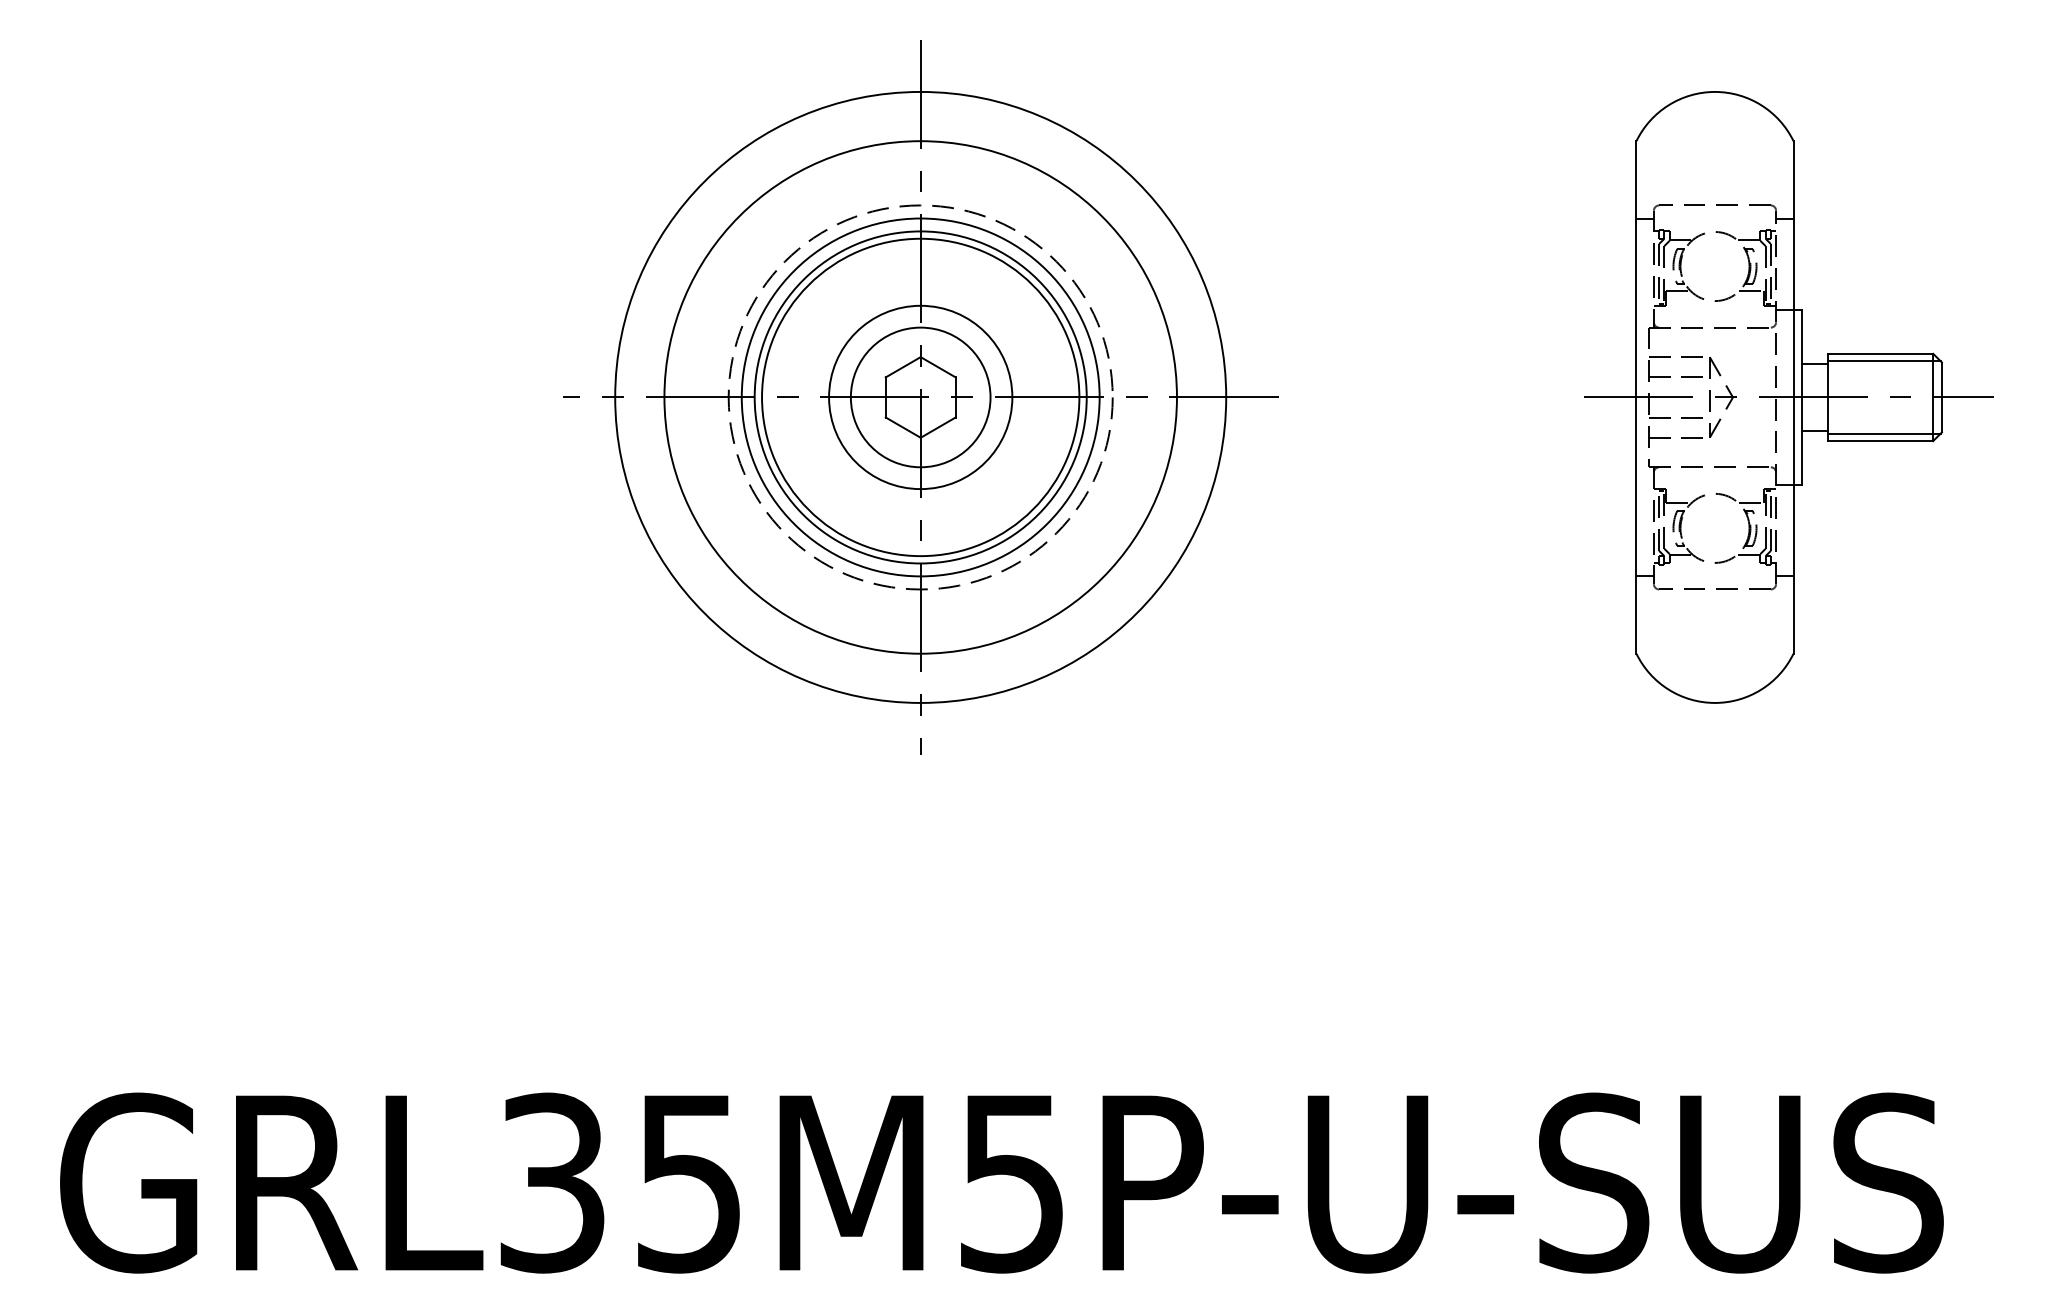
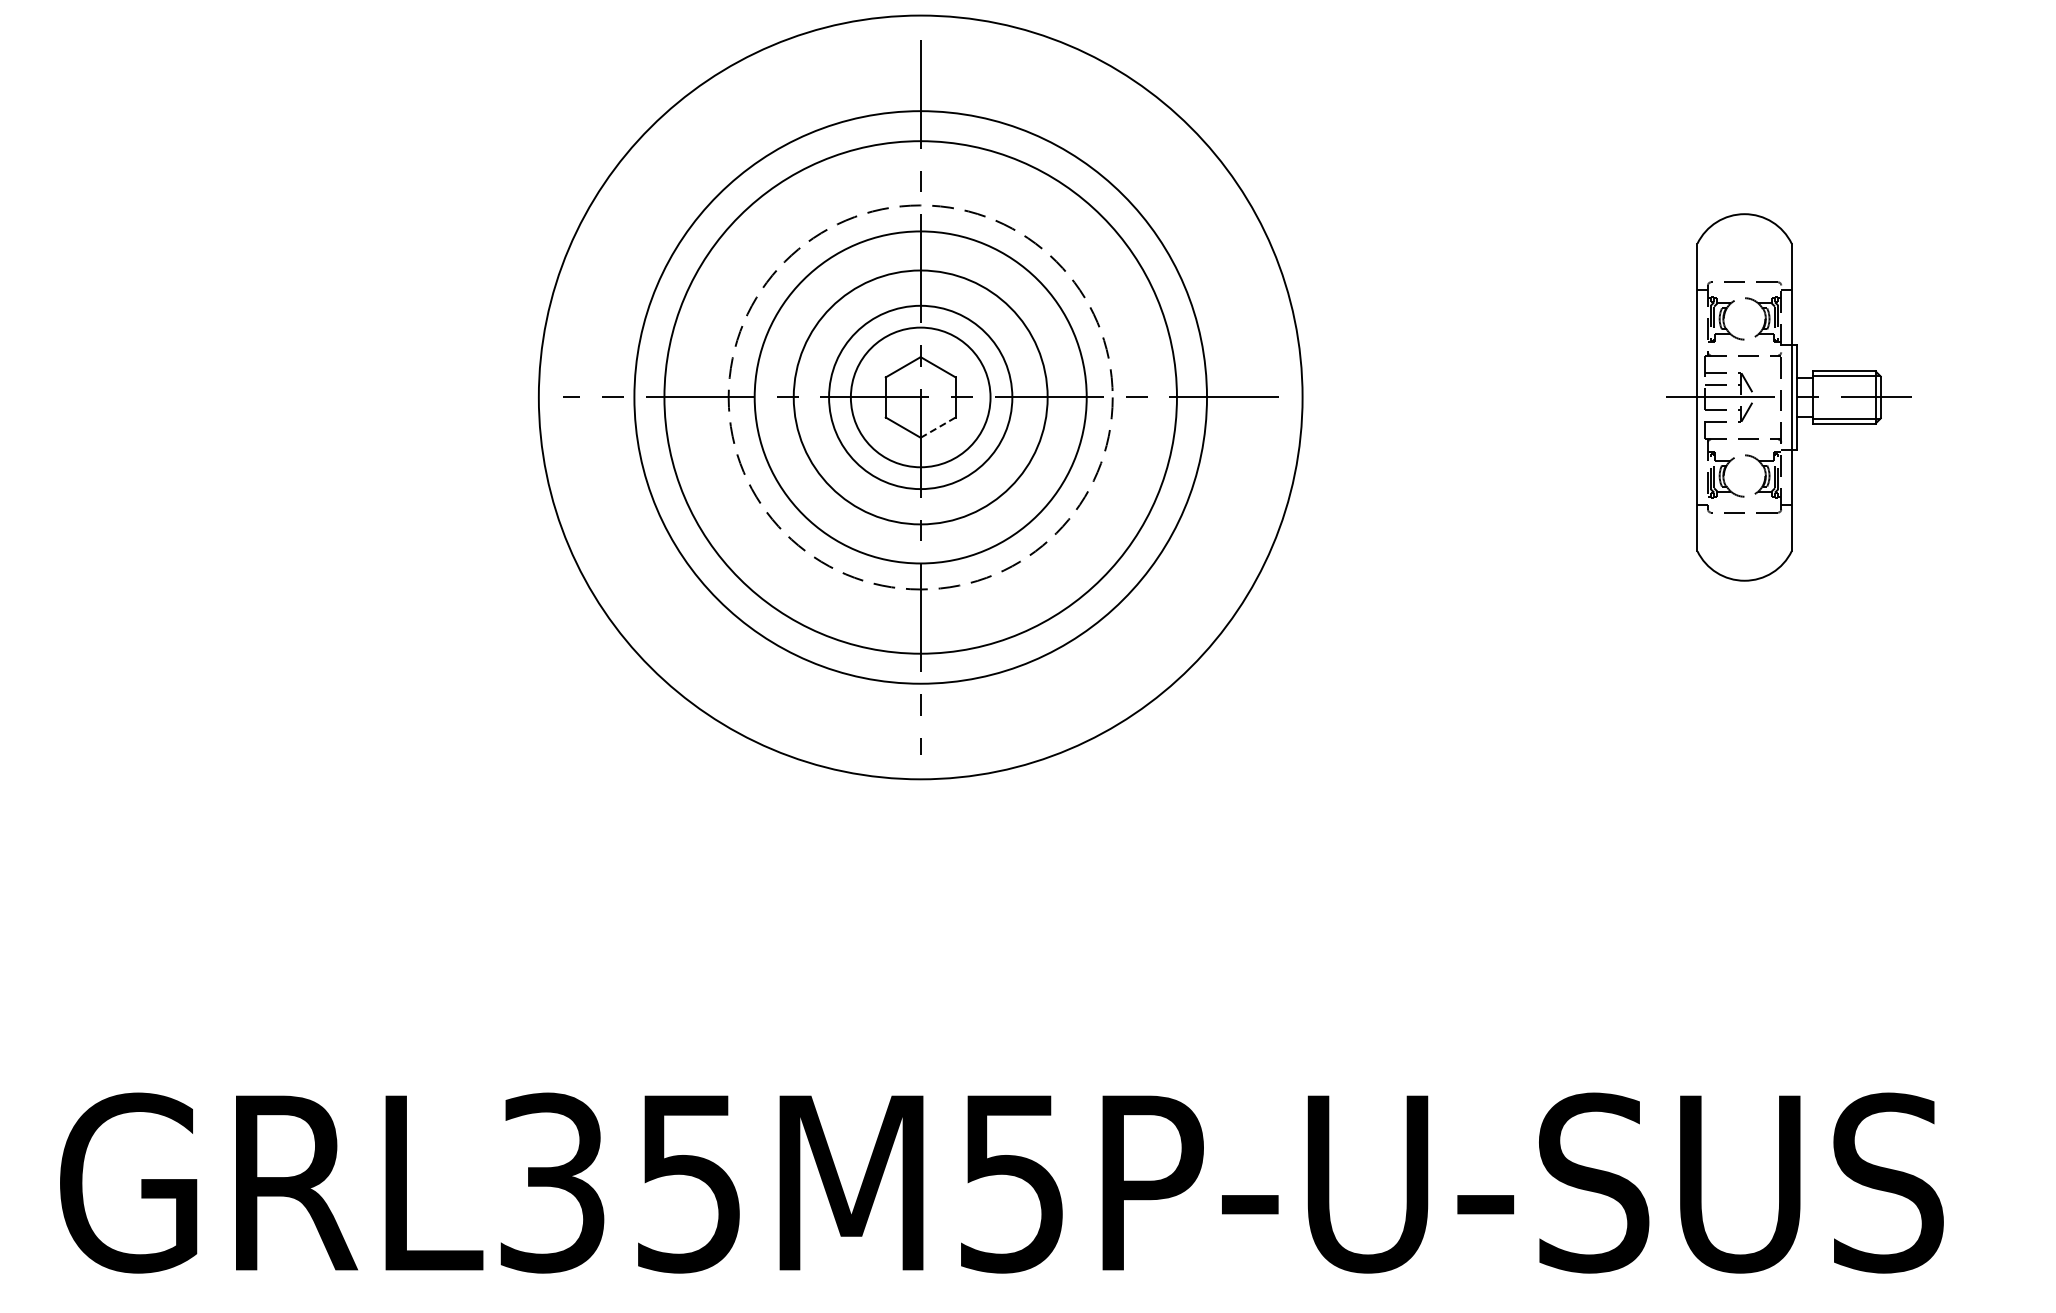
circle diameter: 611 px -> 764 px (920, 397)
circle diameter: 317 px -> 254 px (920, 397)
circle diameter: 358 px -> 573 px (920, 397)
part size: 410x613 px -> 246x369 px (1788, 397)
line: solid -> dashed (938, 427)
